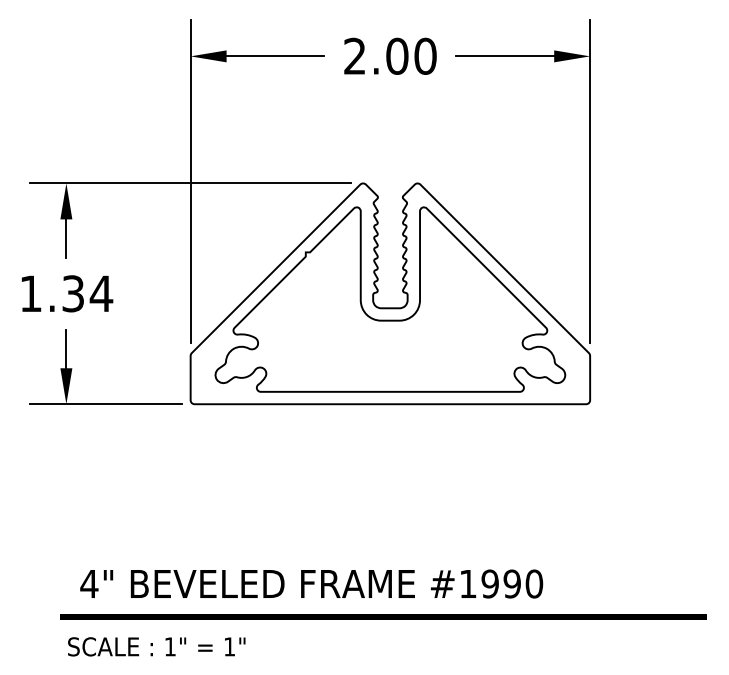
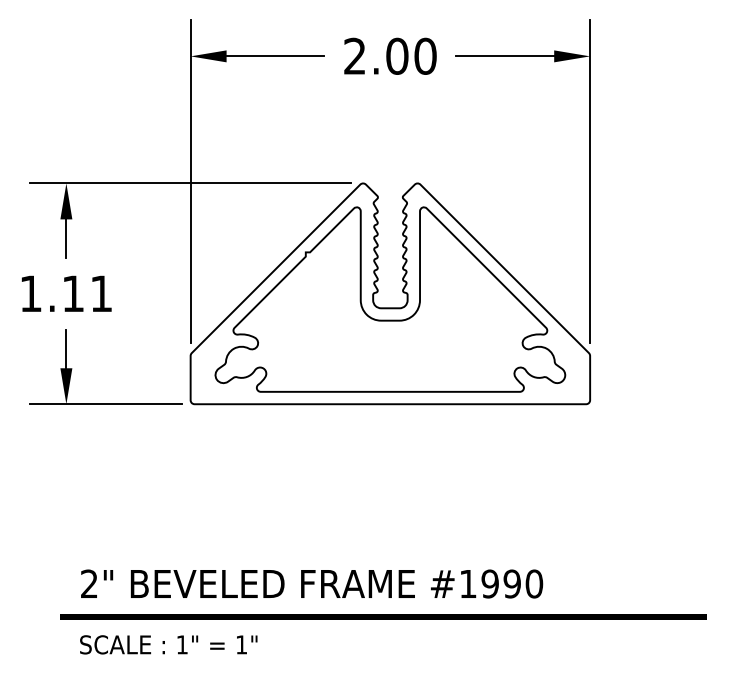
text: 1.34 -> 1.11 (87, 293)
text: 4" -> 2" (89, 583)
text position: (156, 646) -> (168, 644) (168, 644)
